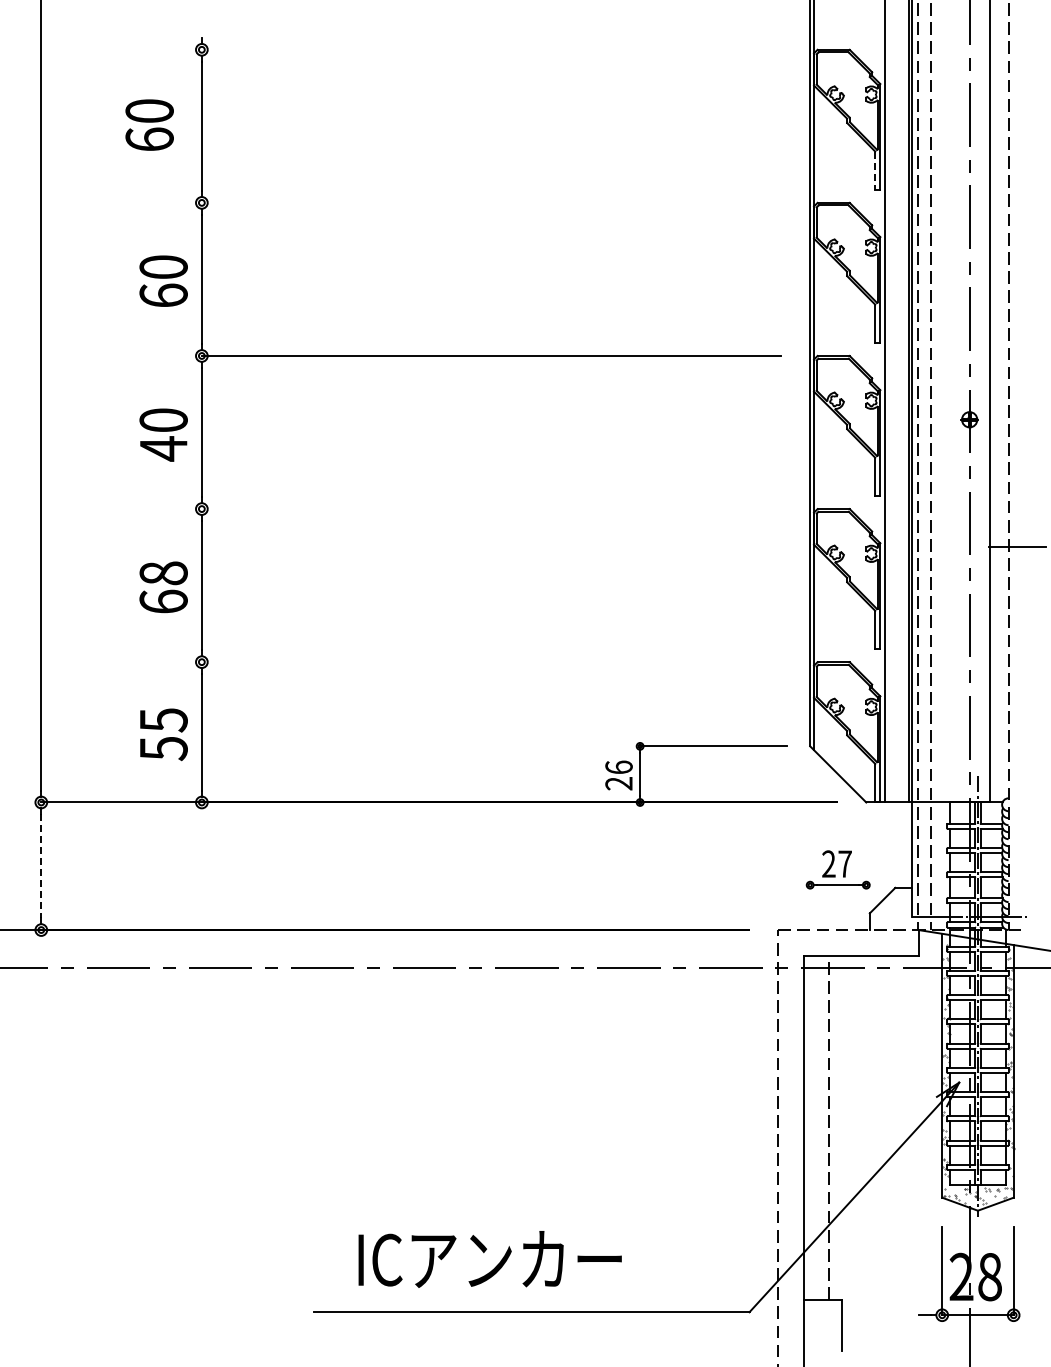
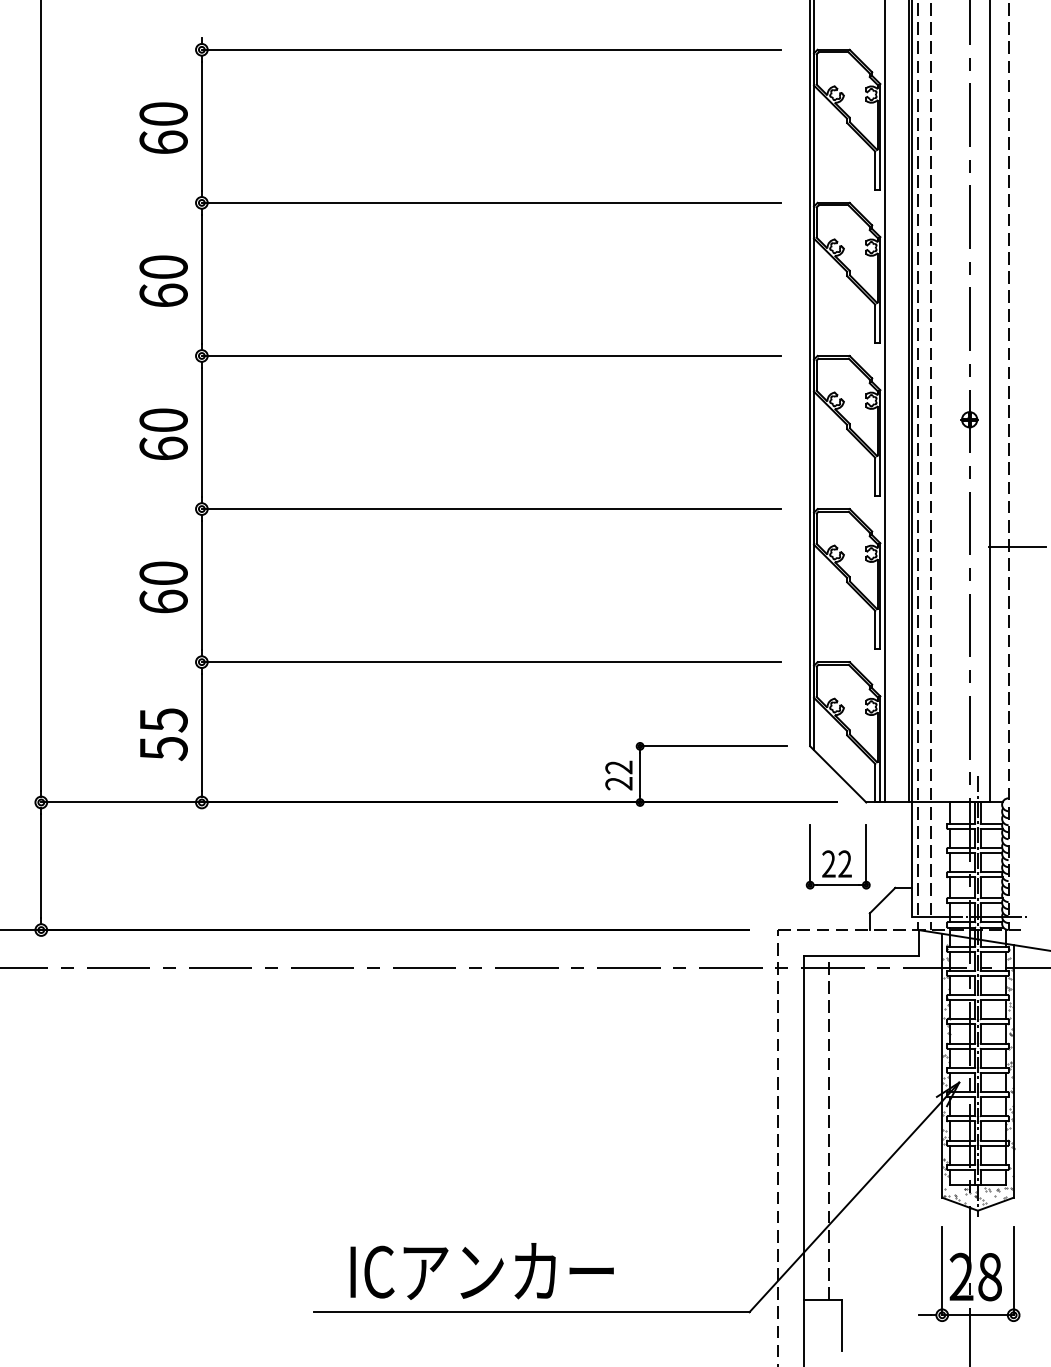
line: none -> present (490, 49)
text position: (149, 124) -> (163, 127) (163, 127)
line: dashed -> solid (875, 171)
line: none -> present (490, 202)
text: 40 -> 60 (163, 448)
line: none -> present (490, 509)
text: 68 -> 60 (163, 573)
line: none -> present (490, 662)
text: 26 -> 22 (618, 767)
line: none -> present (810, 855)
line: none -> present (866, 855)
text: 27 -> 22 (844, 863)
line: dashed -> solid (41, 866)
text position: (489, 1259) -> (481, 1271) (481, 1271)
